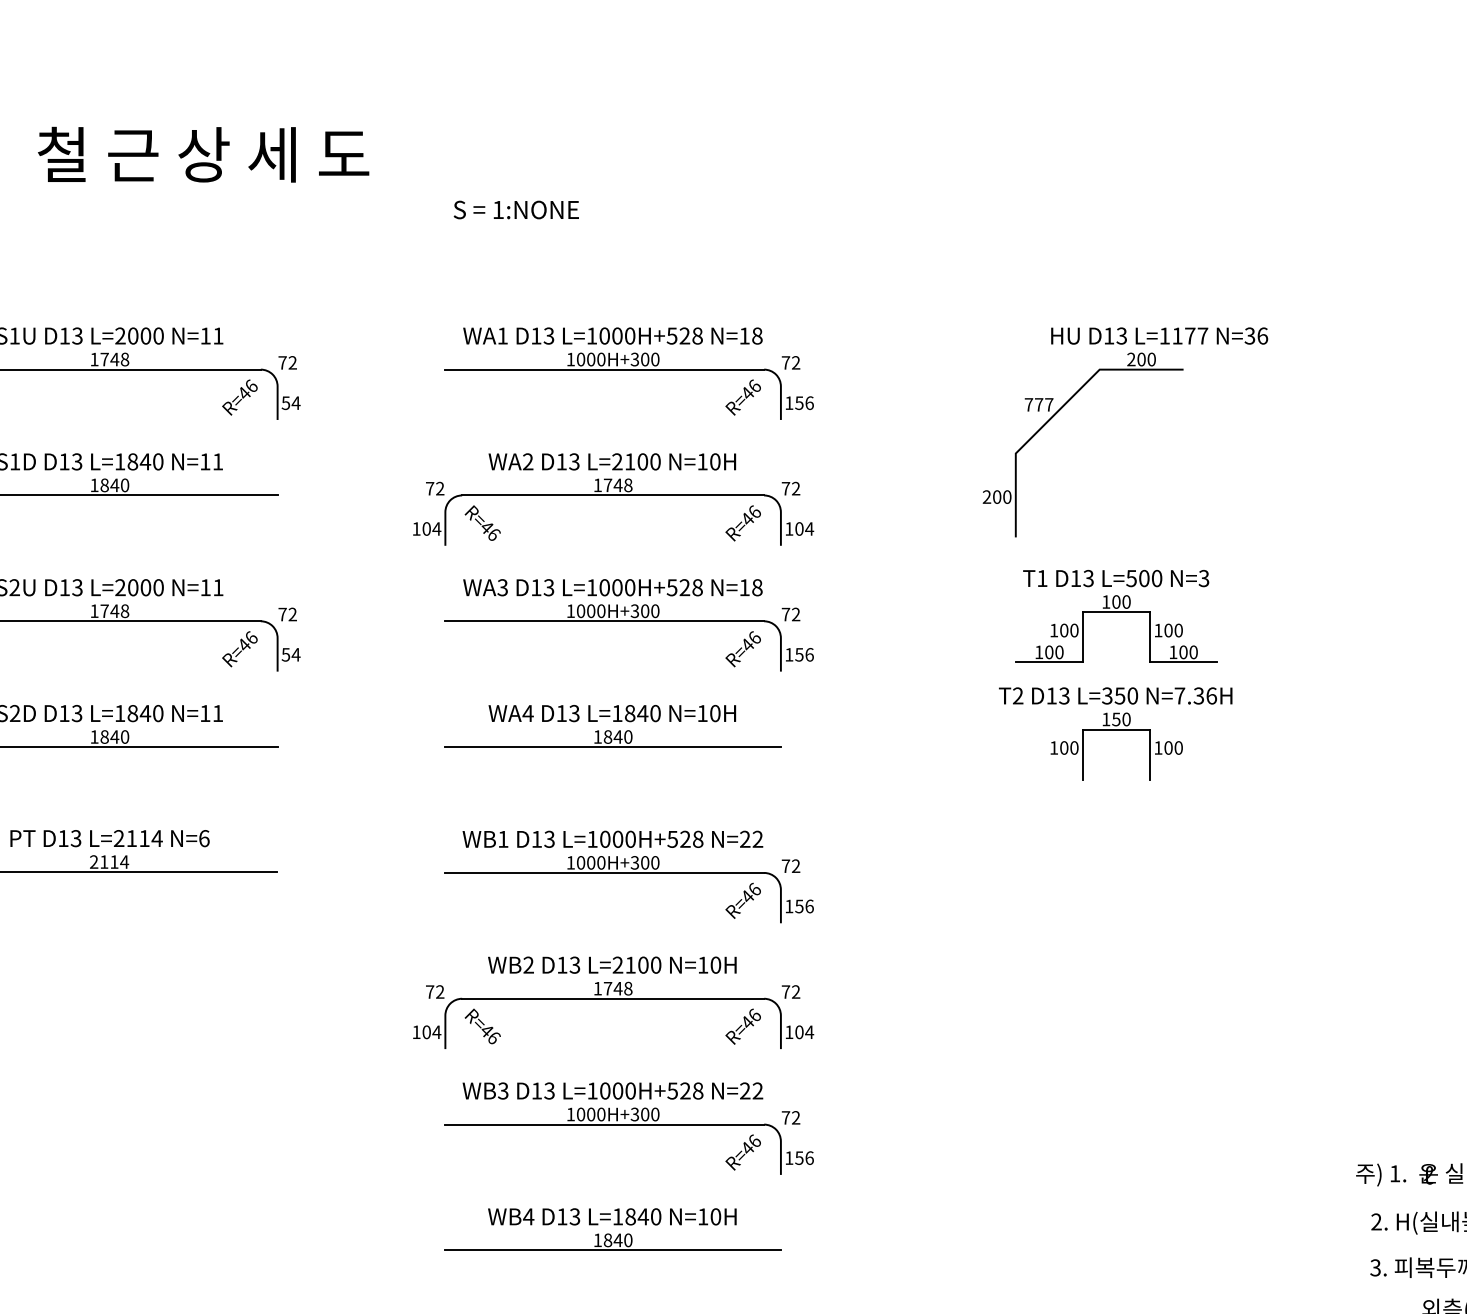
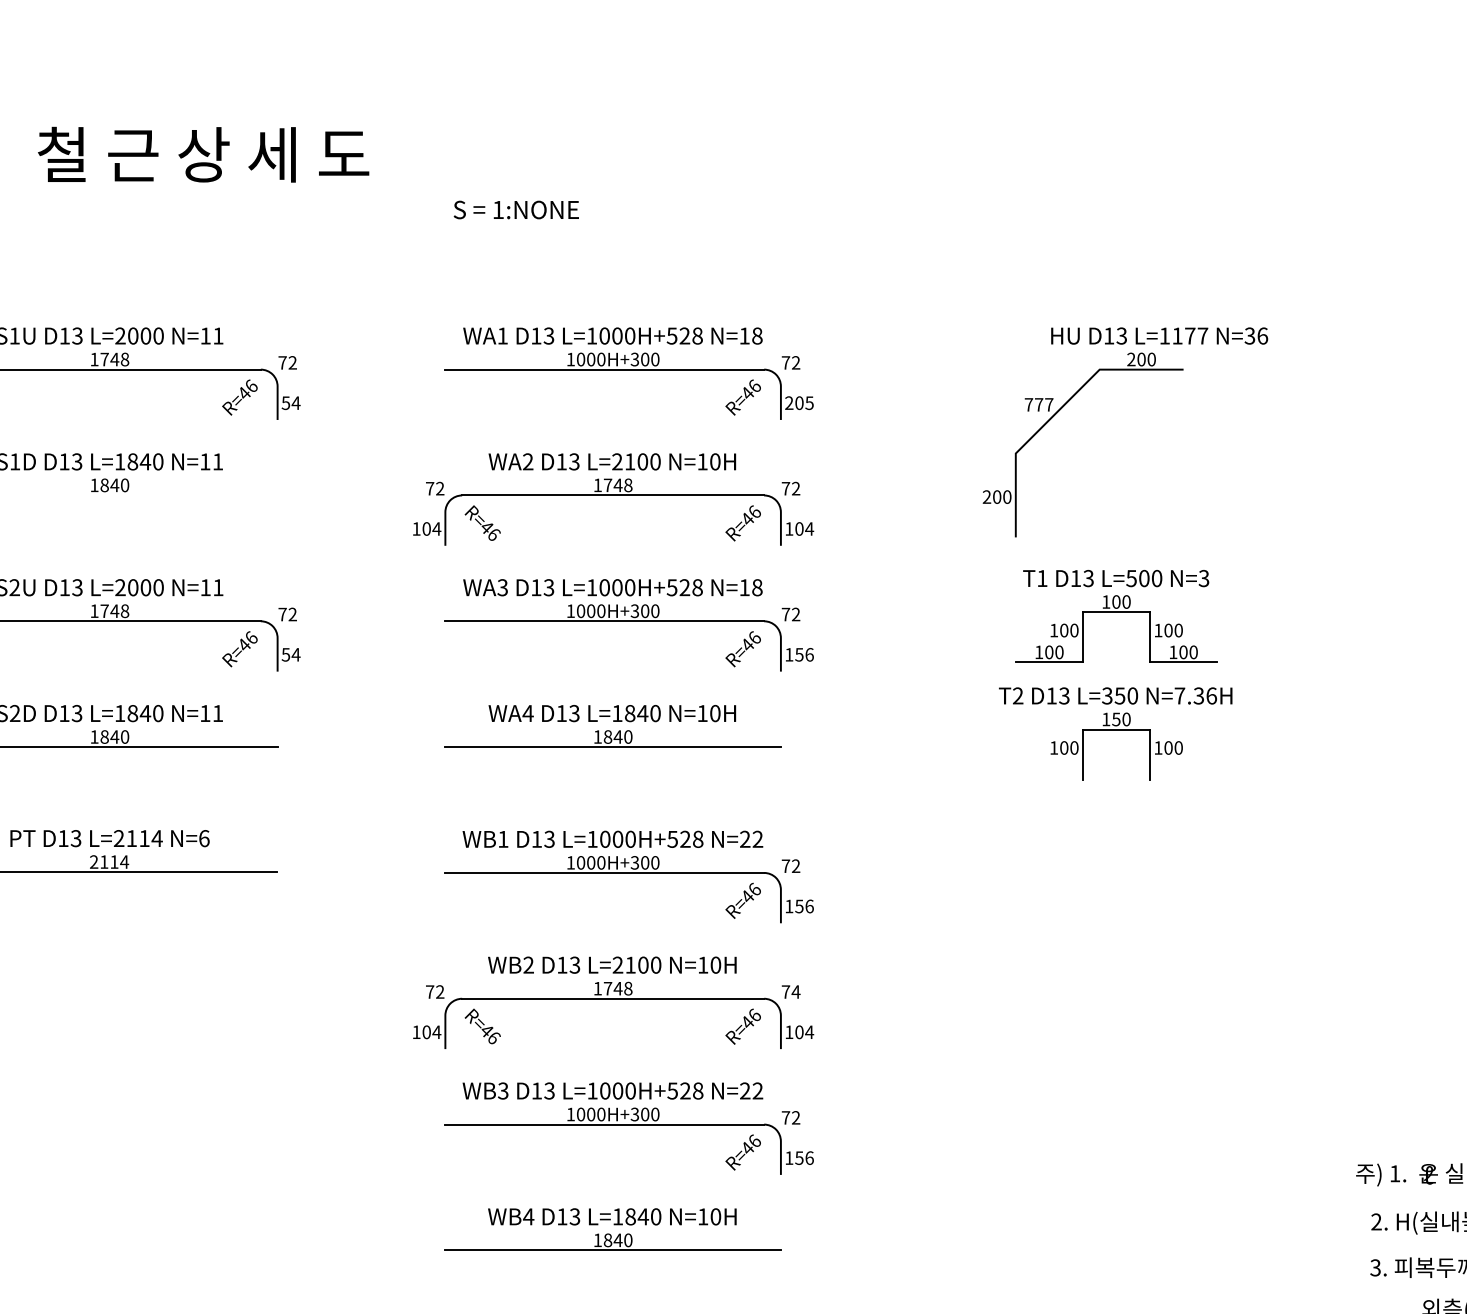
text: 156 -> 205 (799, 402)
line: present -> none (139, 495)
text: 72 -> 74 (795, 991)
